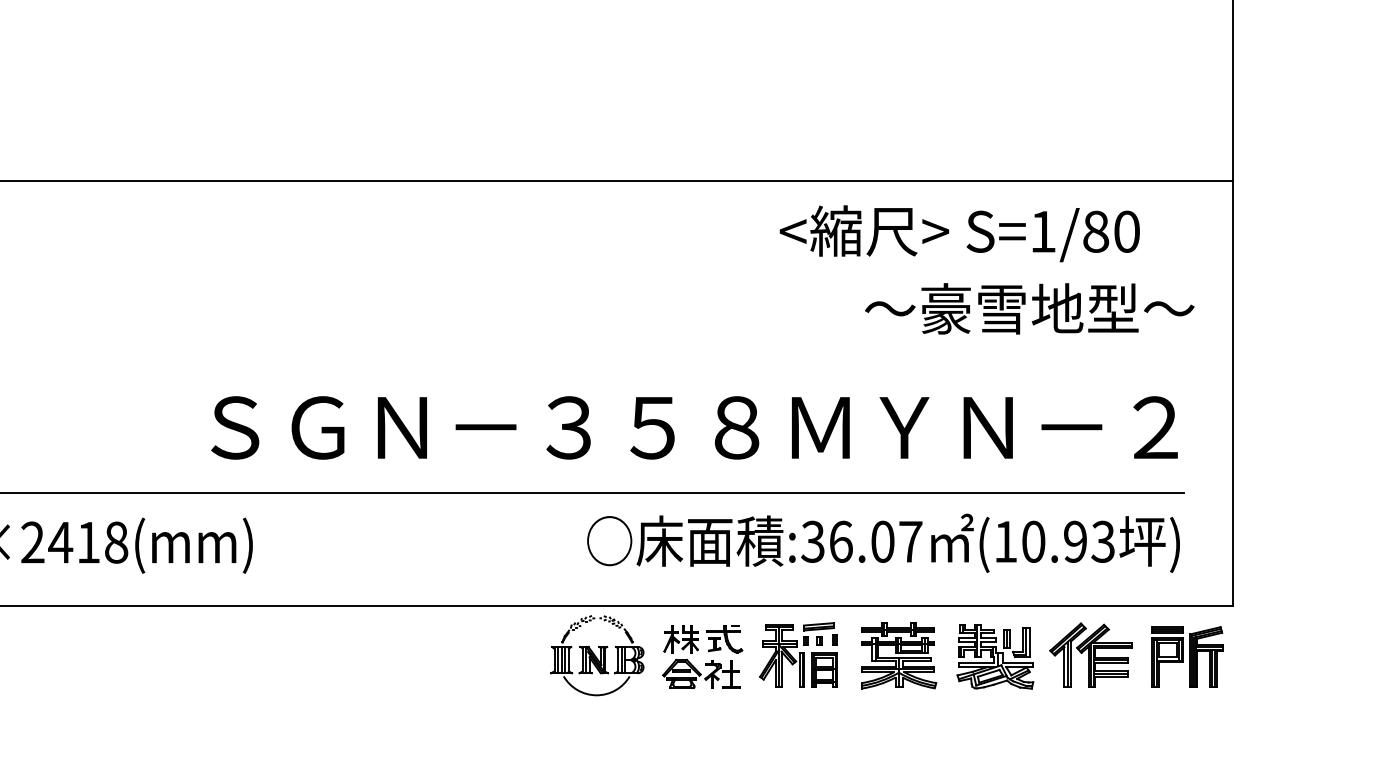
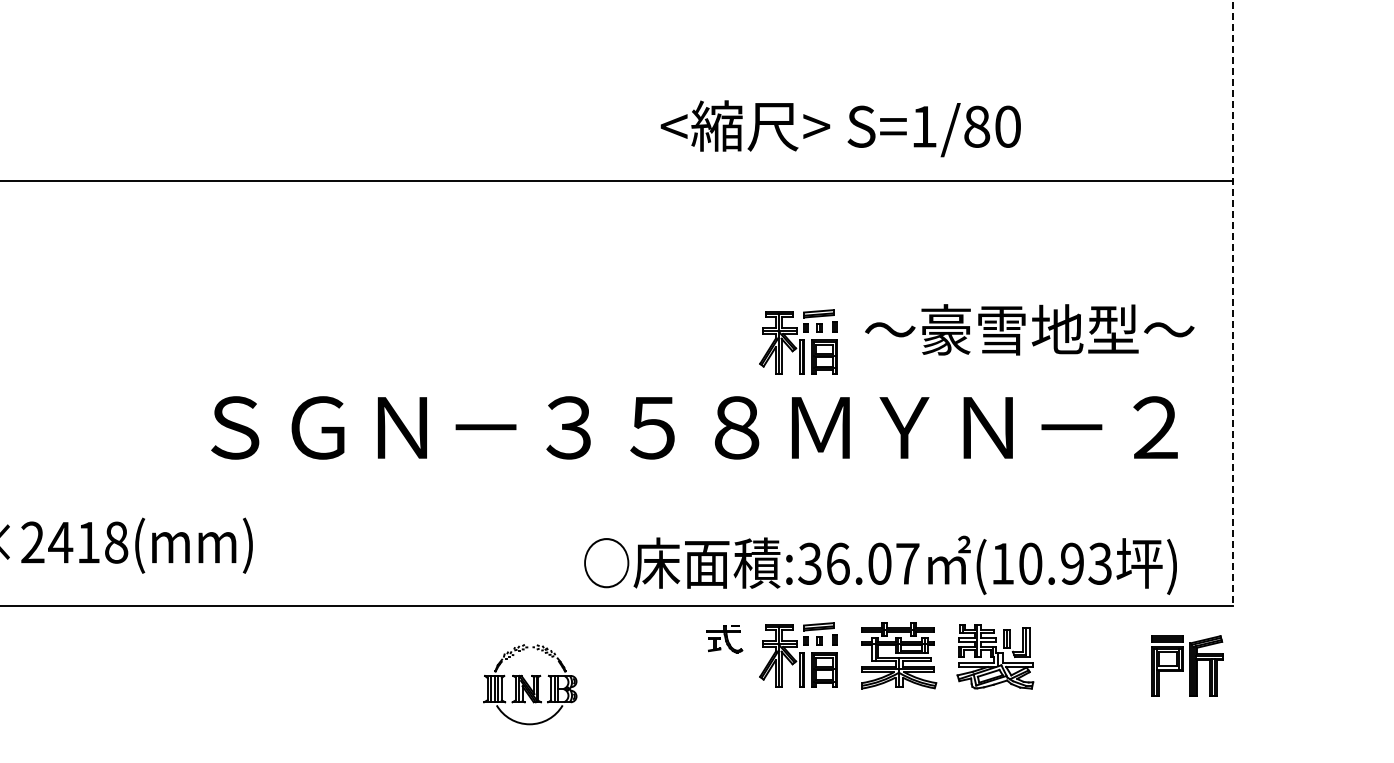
text position: (959, 233) -> (840, 128) (840, 128)
line: solid -> dashed (1233, 303)
text position: (1029, 308) -> (1029, 329) (1029, 329)
part: none -> present (798, 341)
line: present -> none (593, 493)
text position: (883, 542) -> (880, 564) (880, 564)
part: present -> none (697, 651)
part: present -> none (1090, 654)
part position: (597, 655) -> (530, 684) (530, 684)
part position: (1187, 656) -> (1187, 665) (1187, 665)
